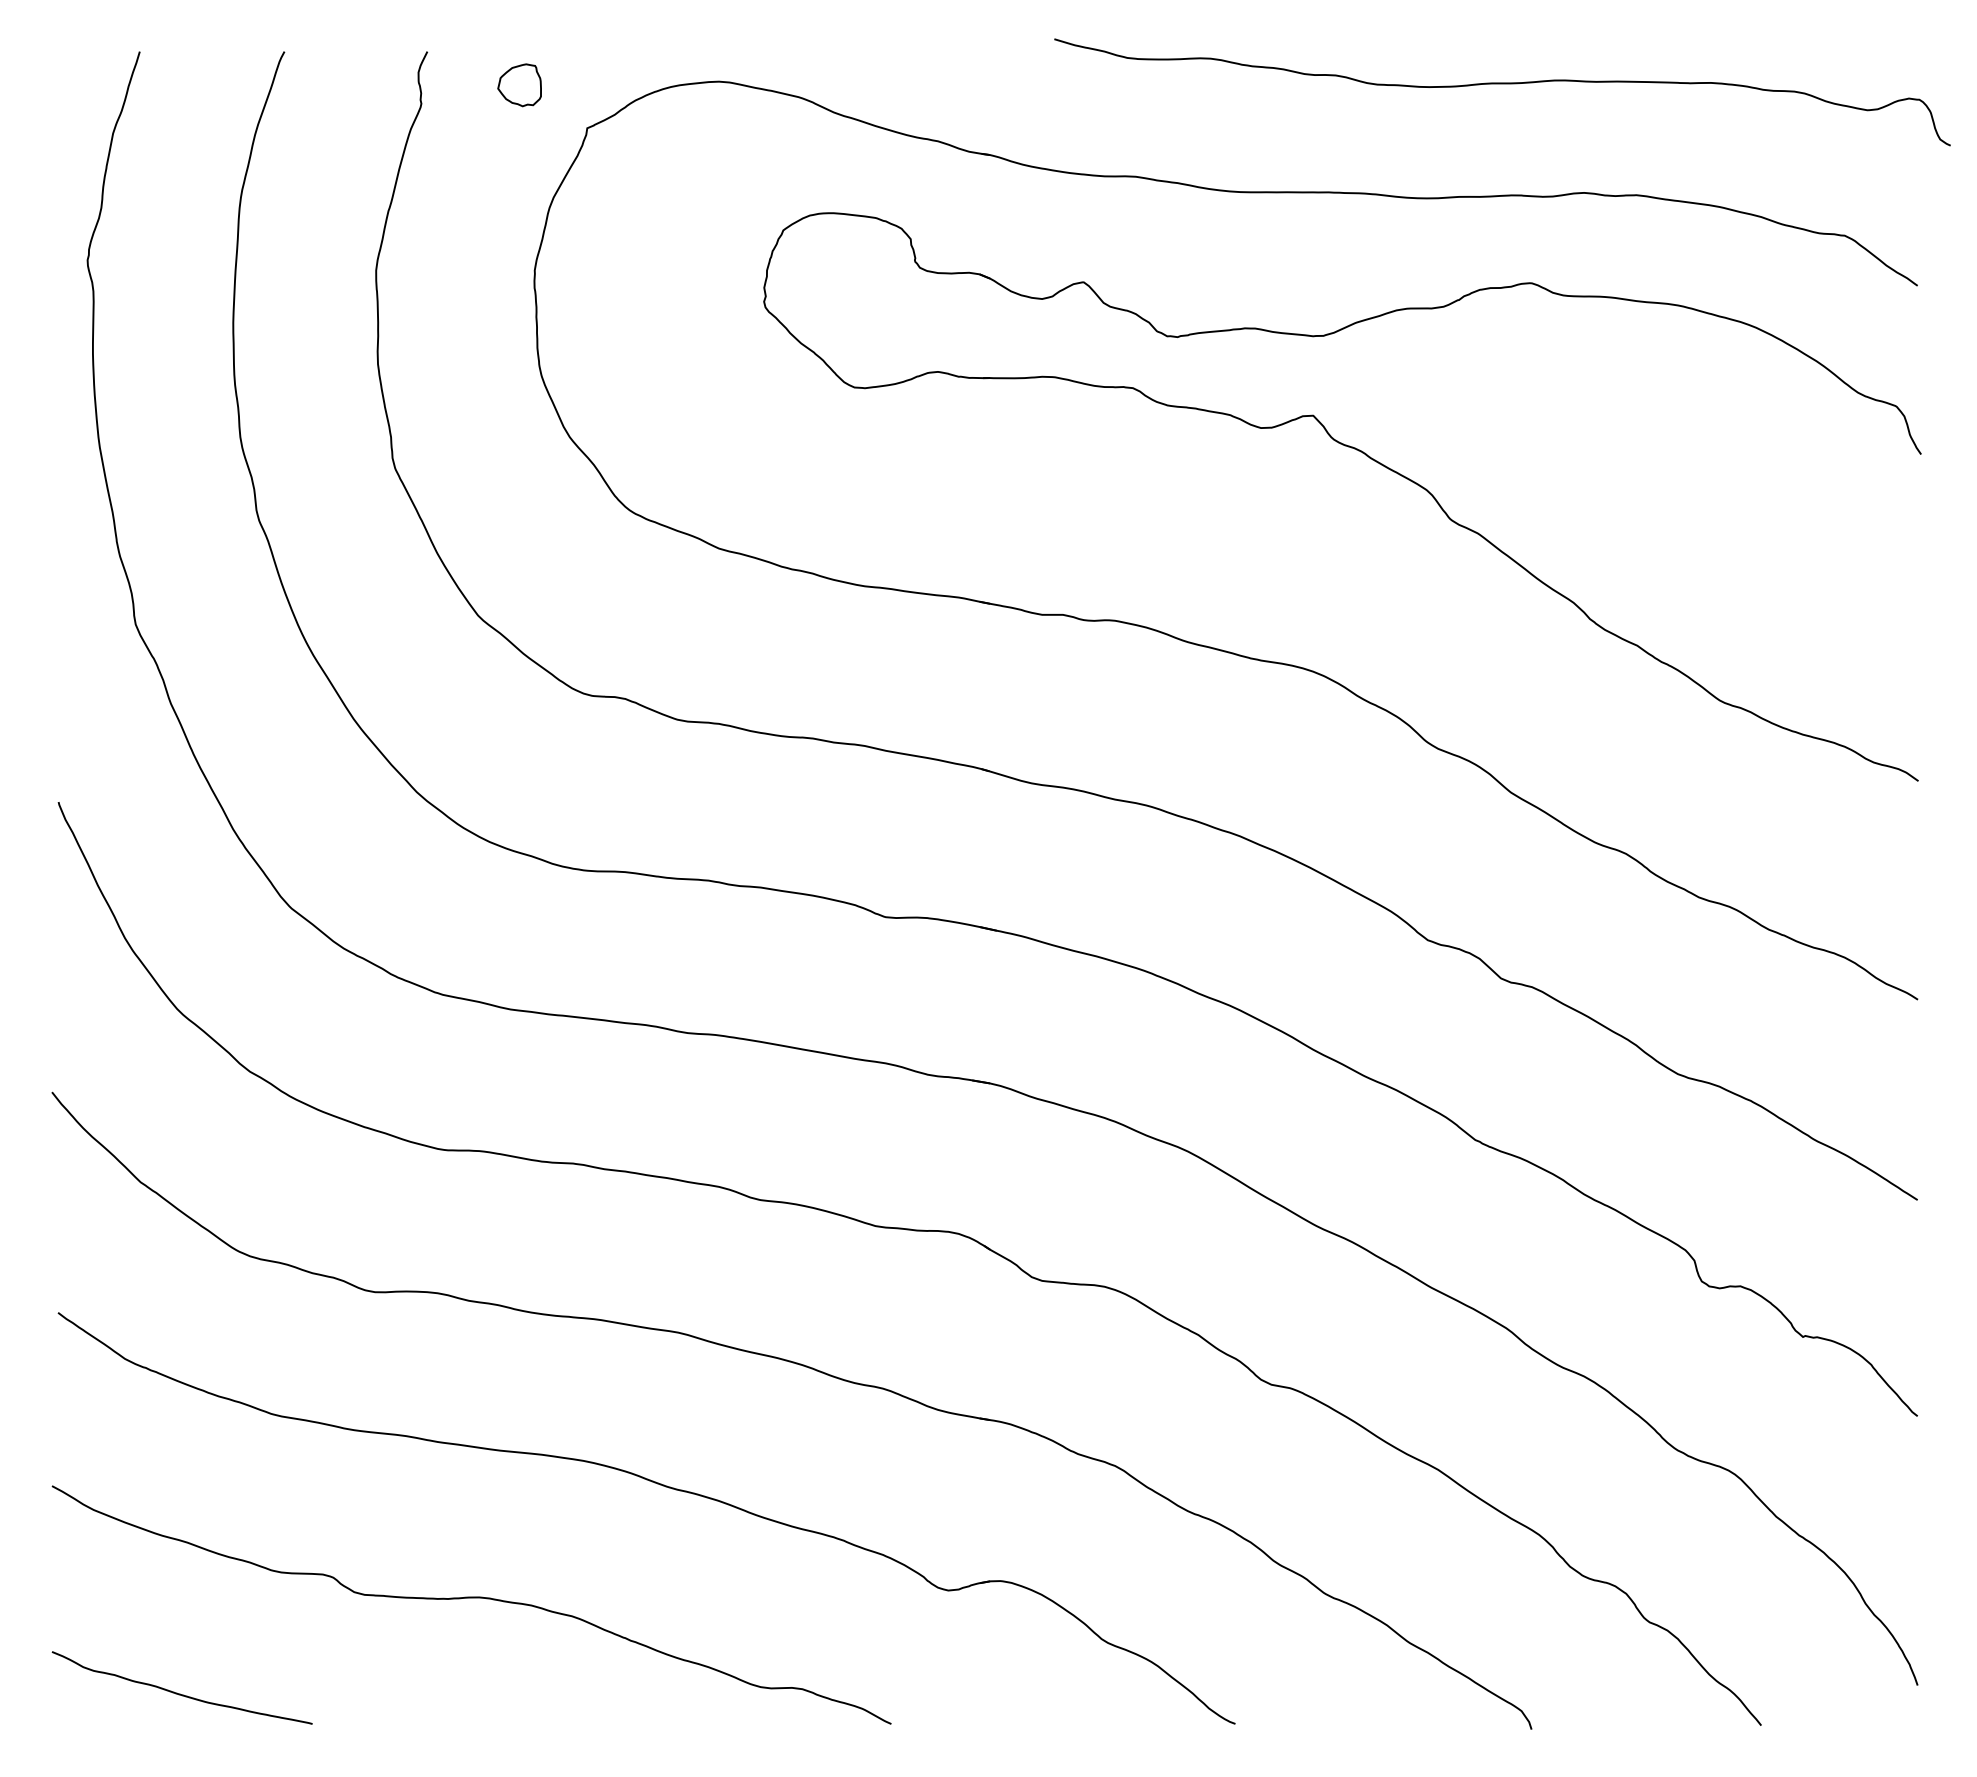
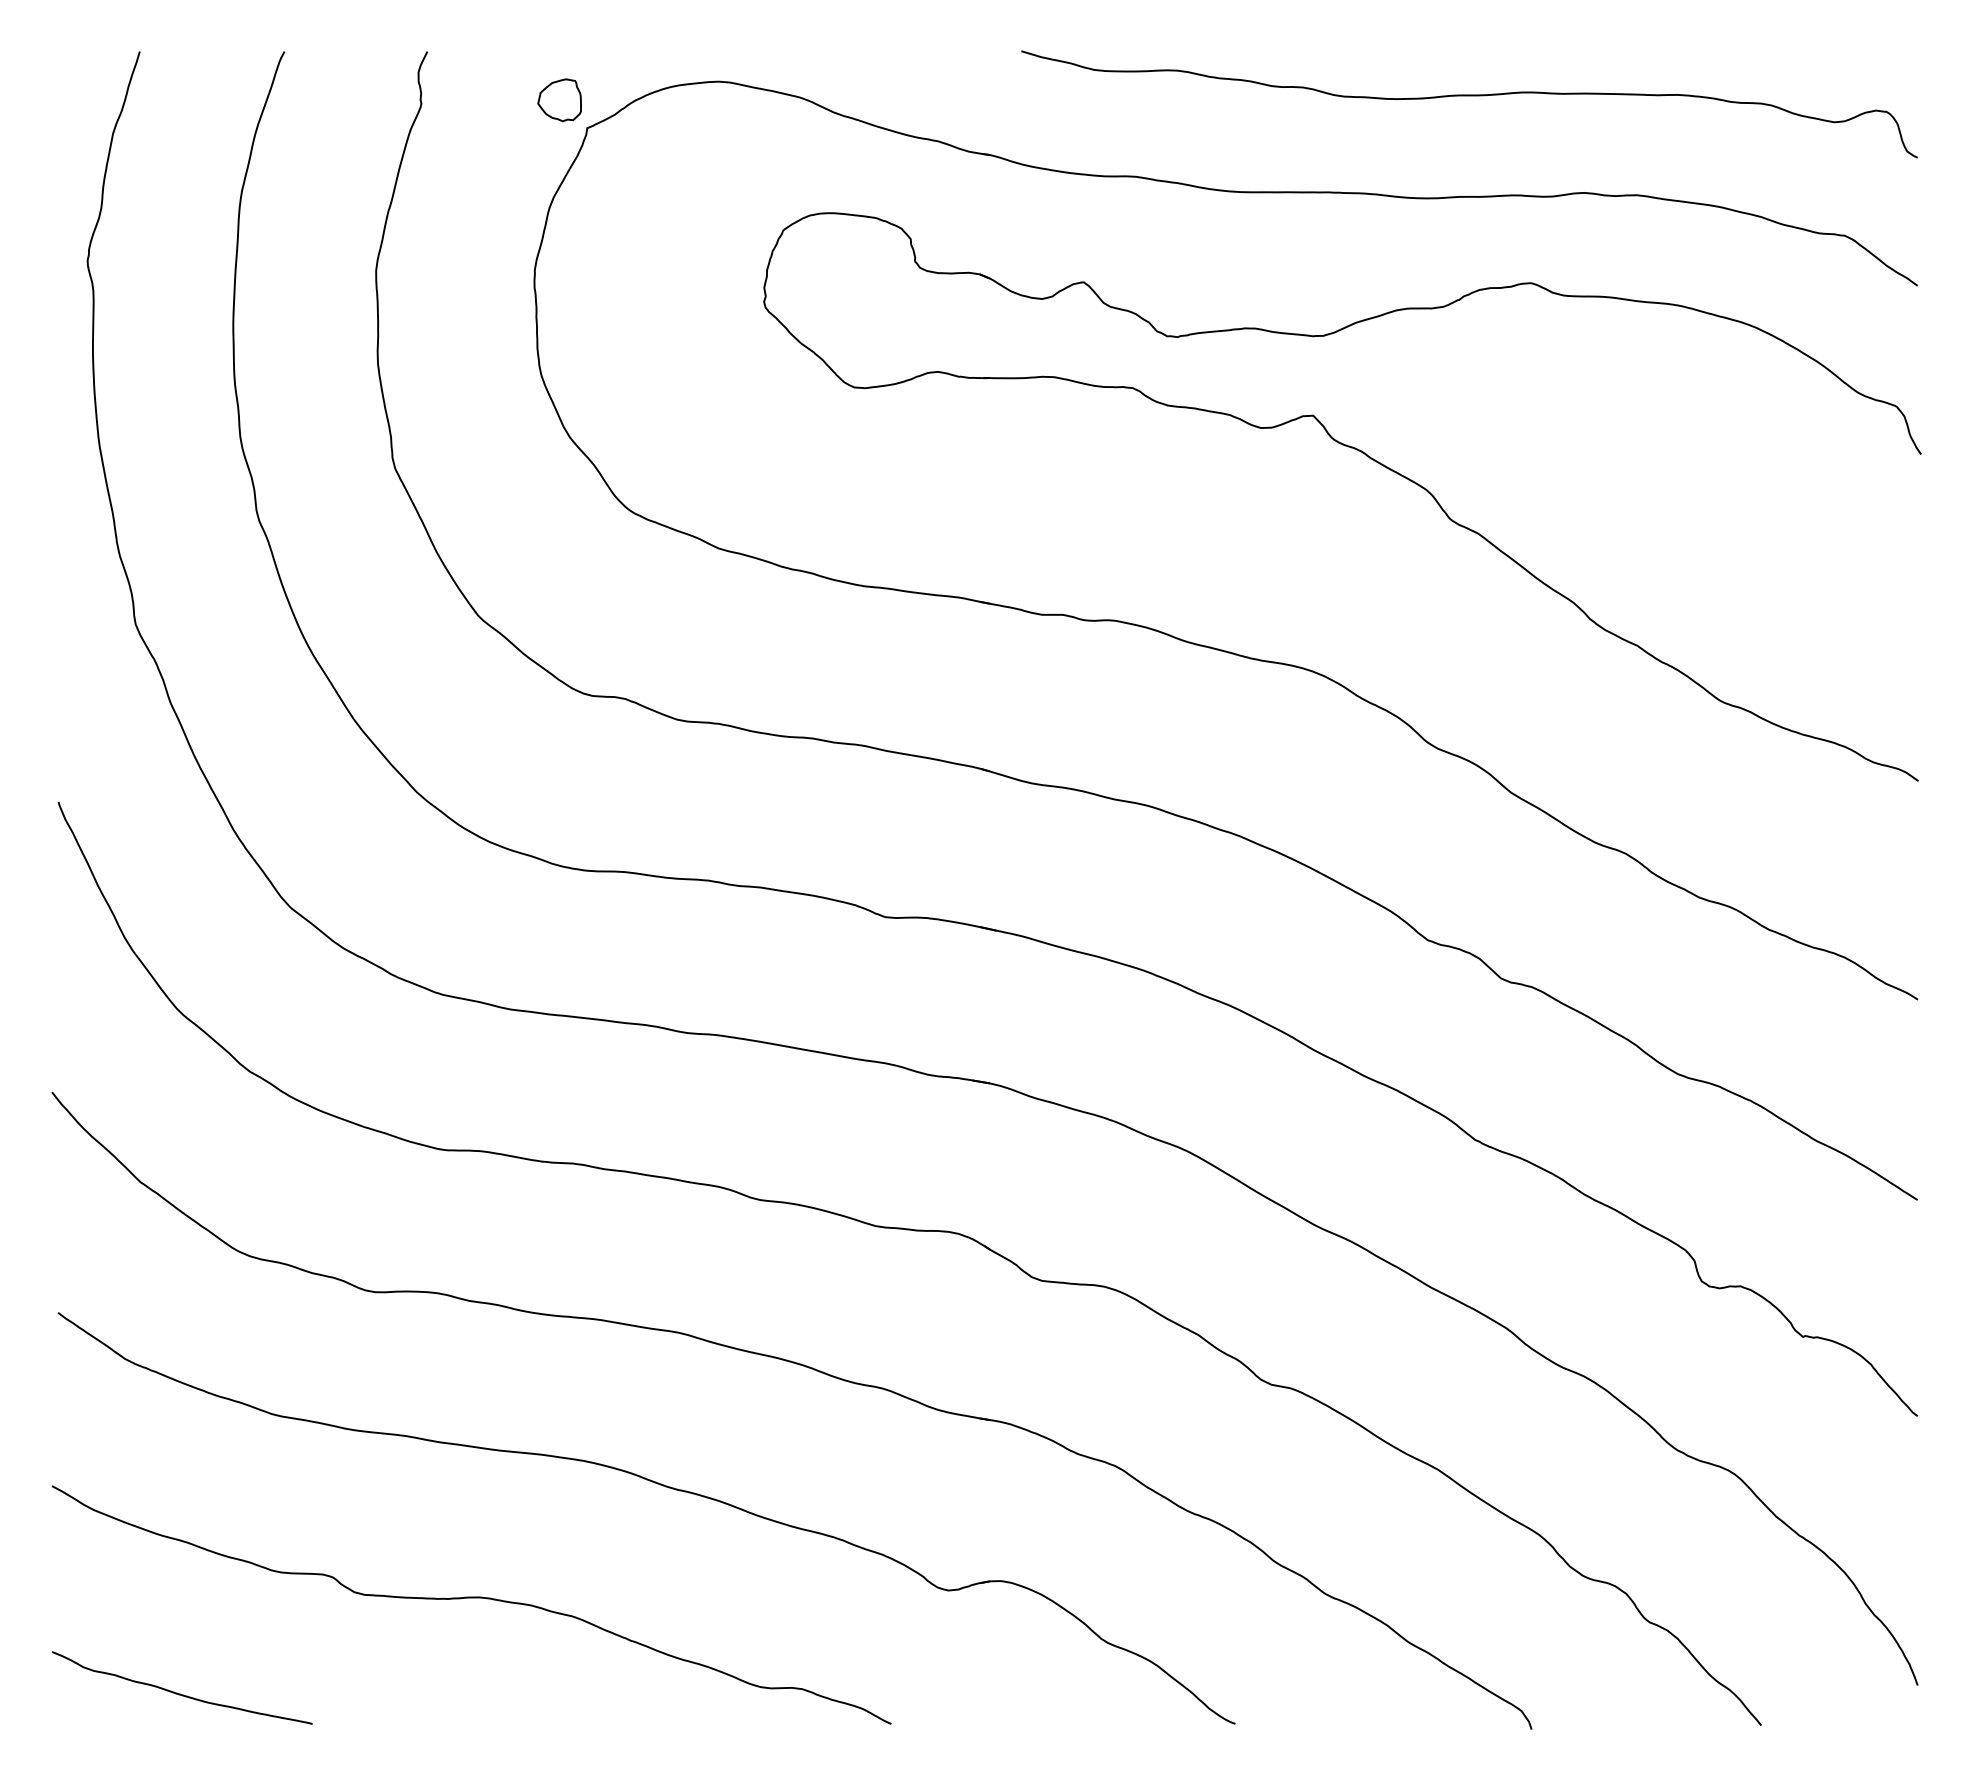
curve position: (1502, 84) -> (1469, 96) (1469, 96)
part position: (519, 85) -> (559, 100) (559, 100)
